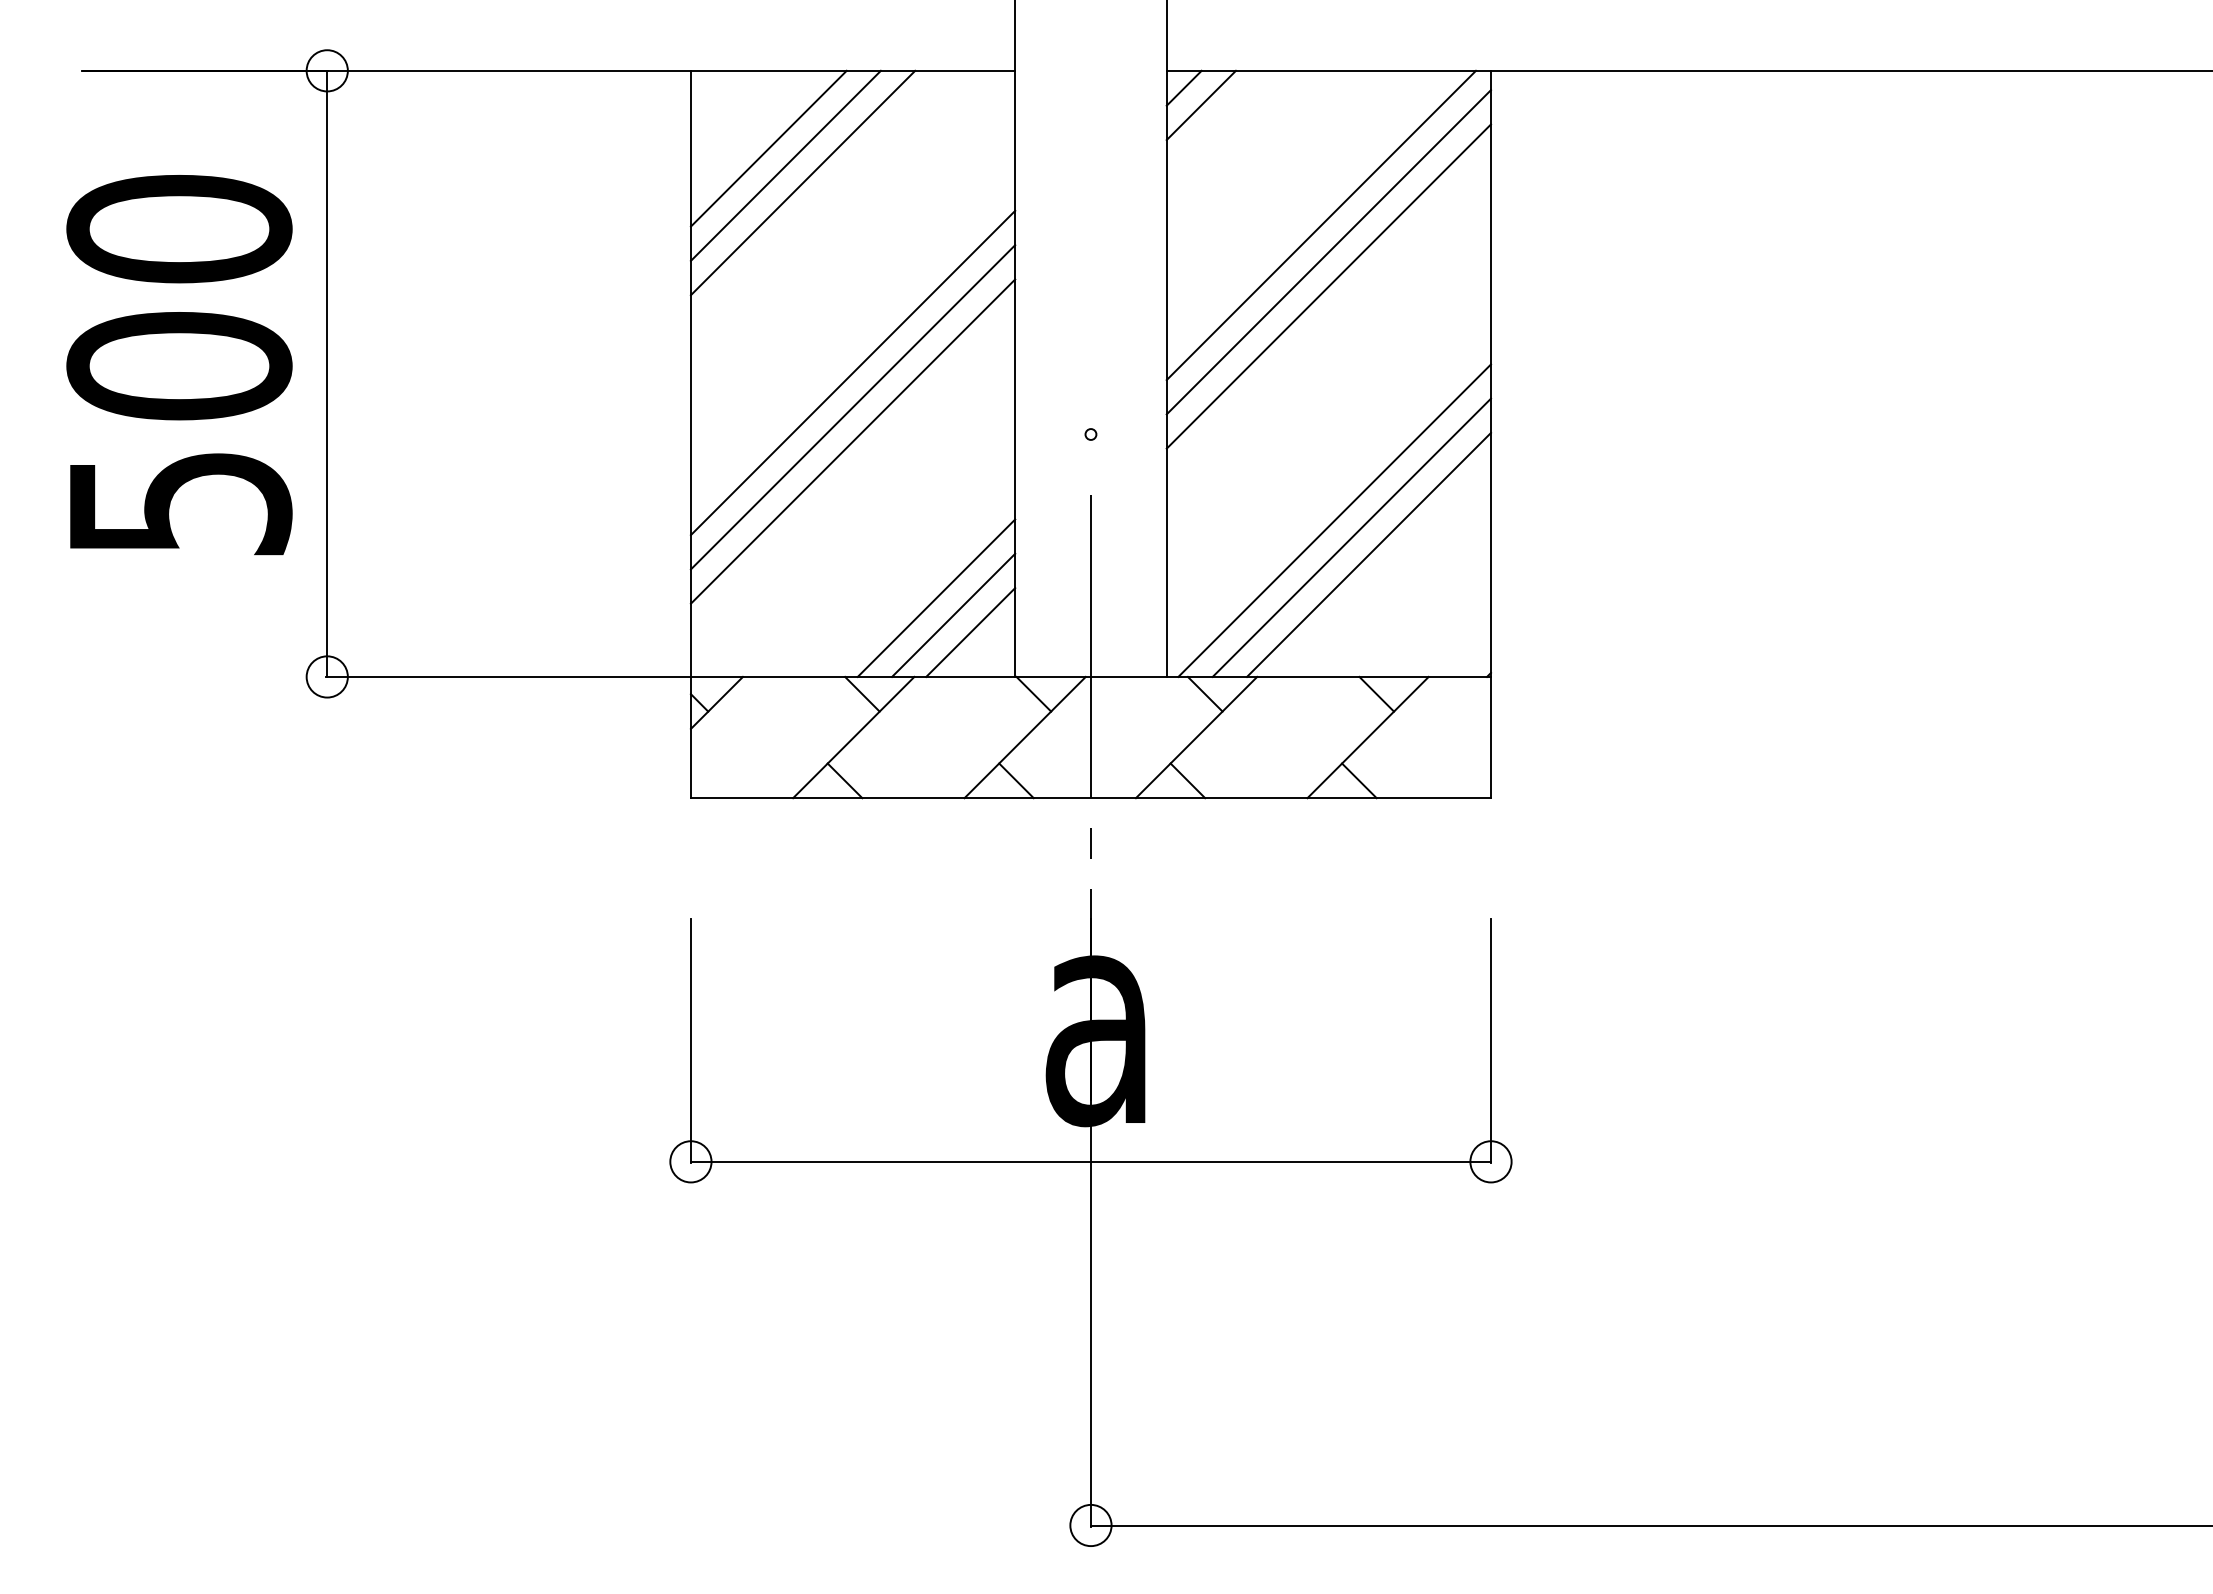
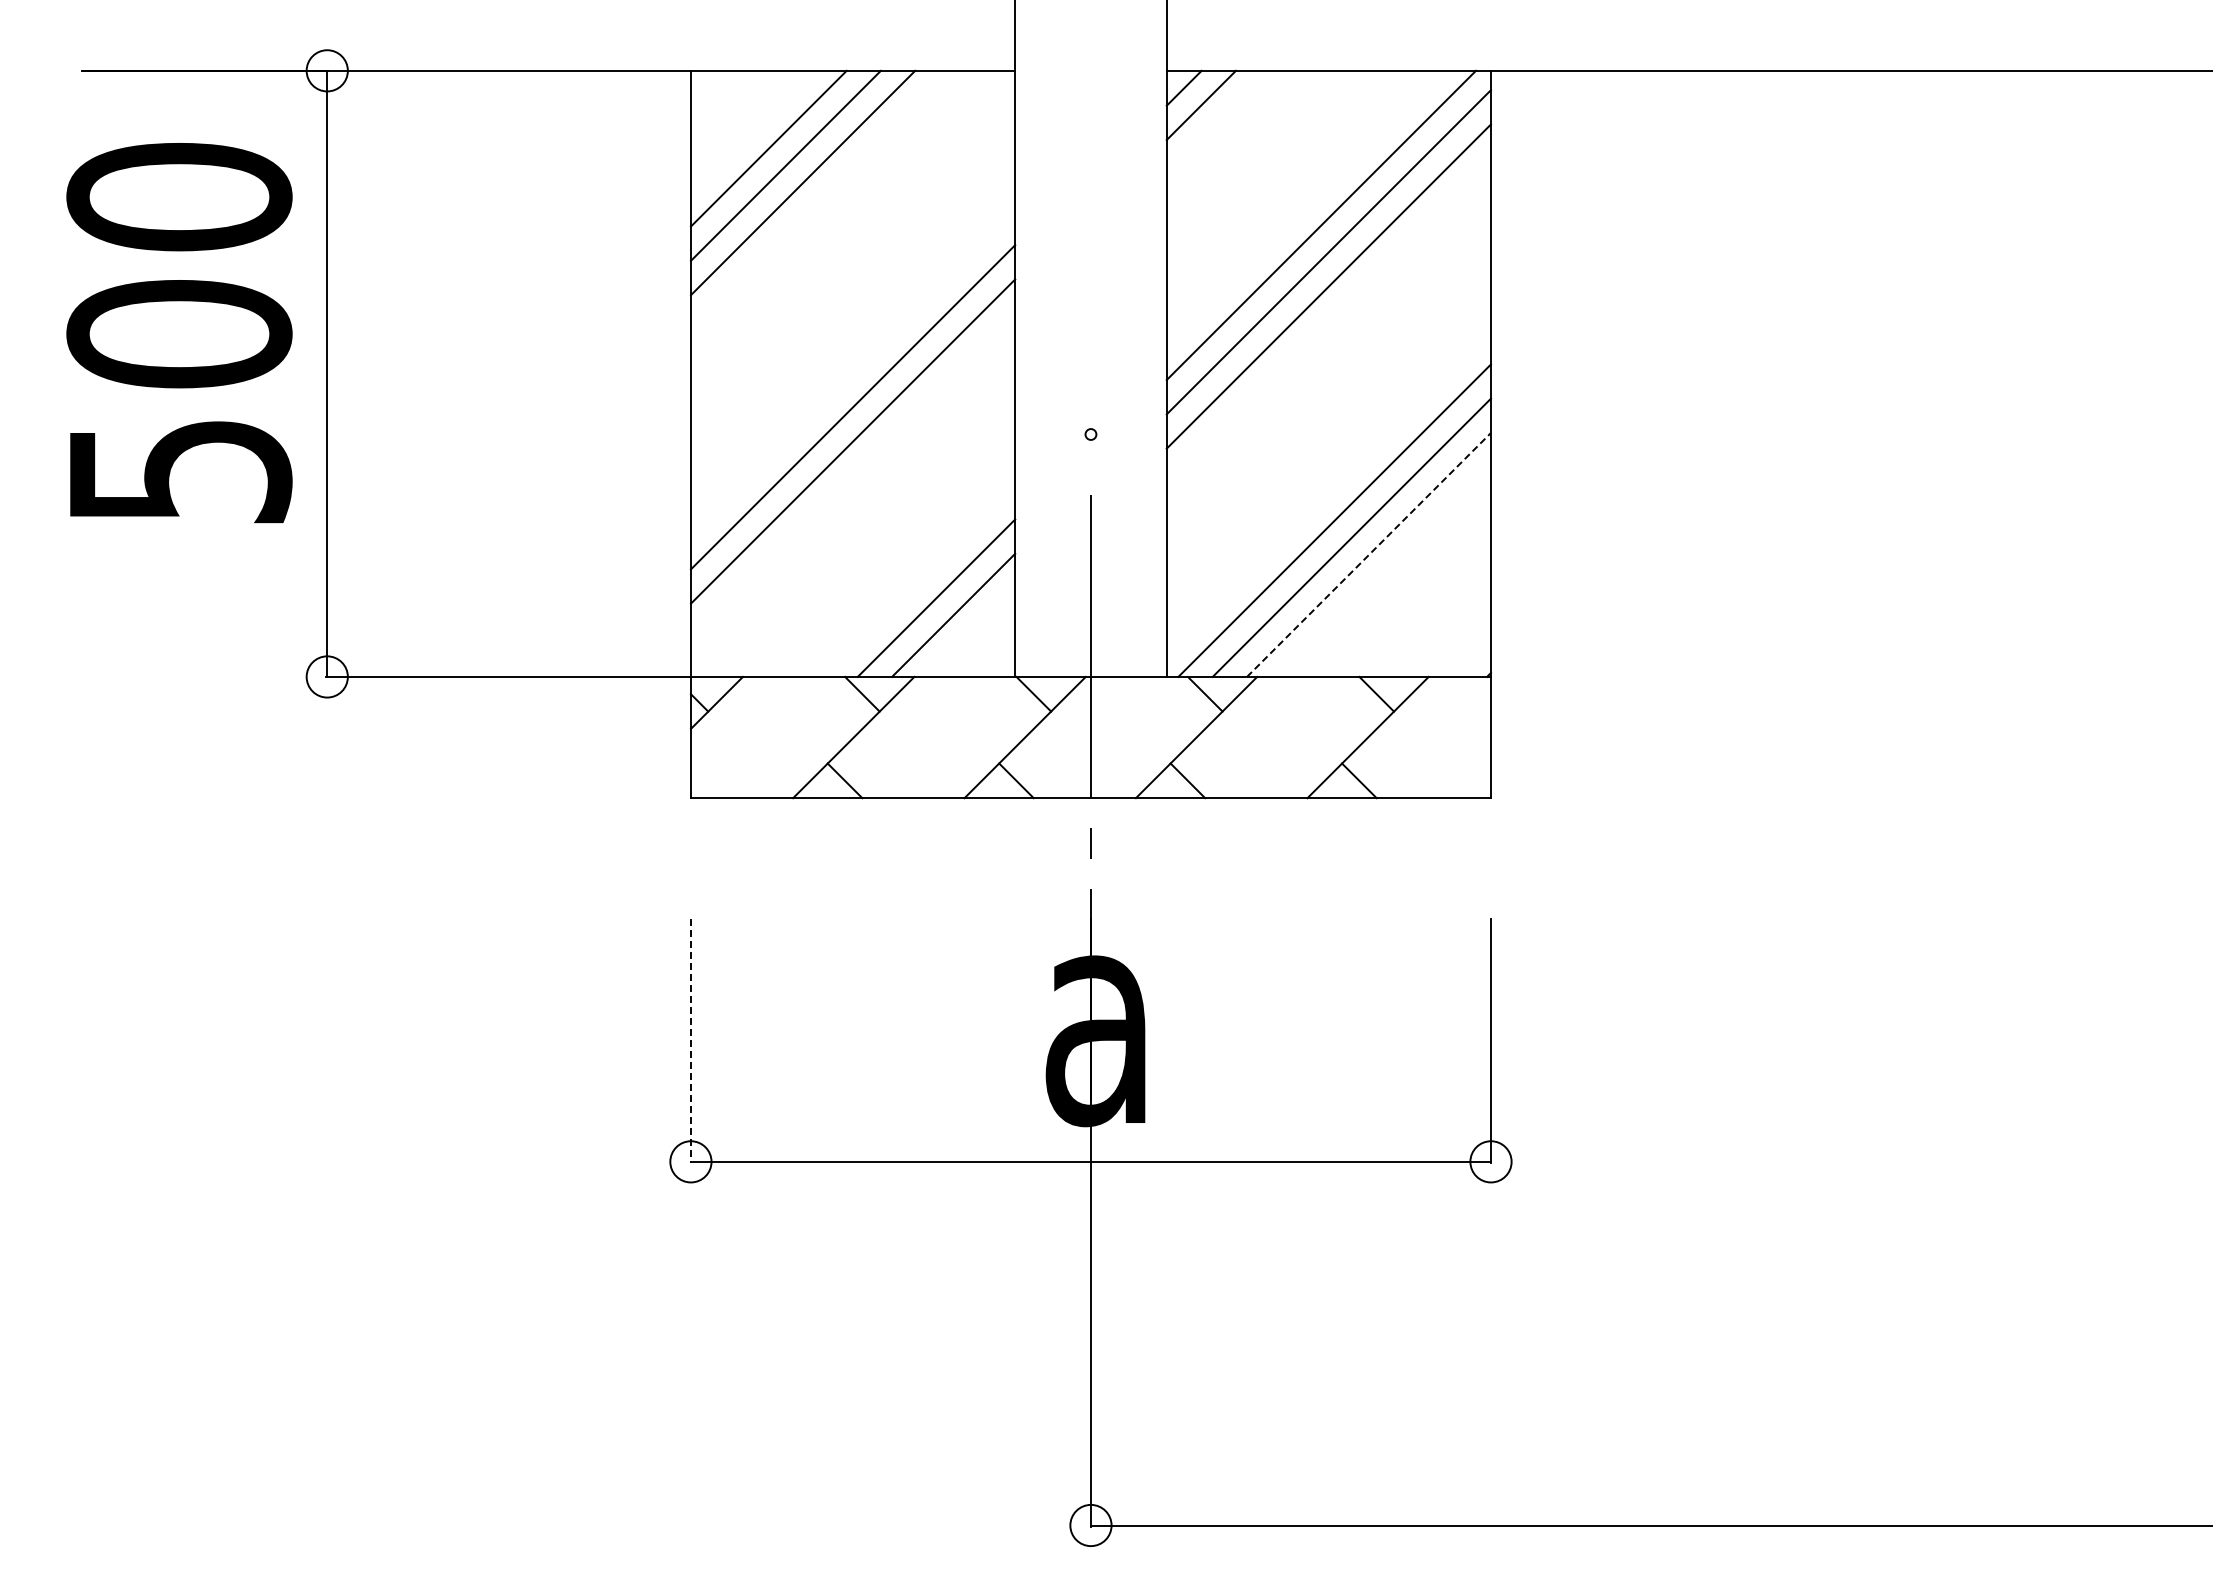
text position: (179, 365) -> (179, 333) (179, 333)
line: present -> none (852, 372)
line: solid -> dashed (1369, 554)
line: present -> none (970, 632)
line: solid -> dashed (690, 1041)
